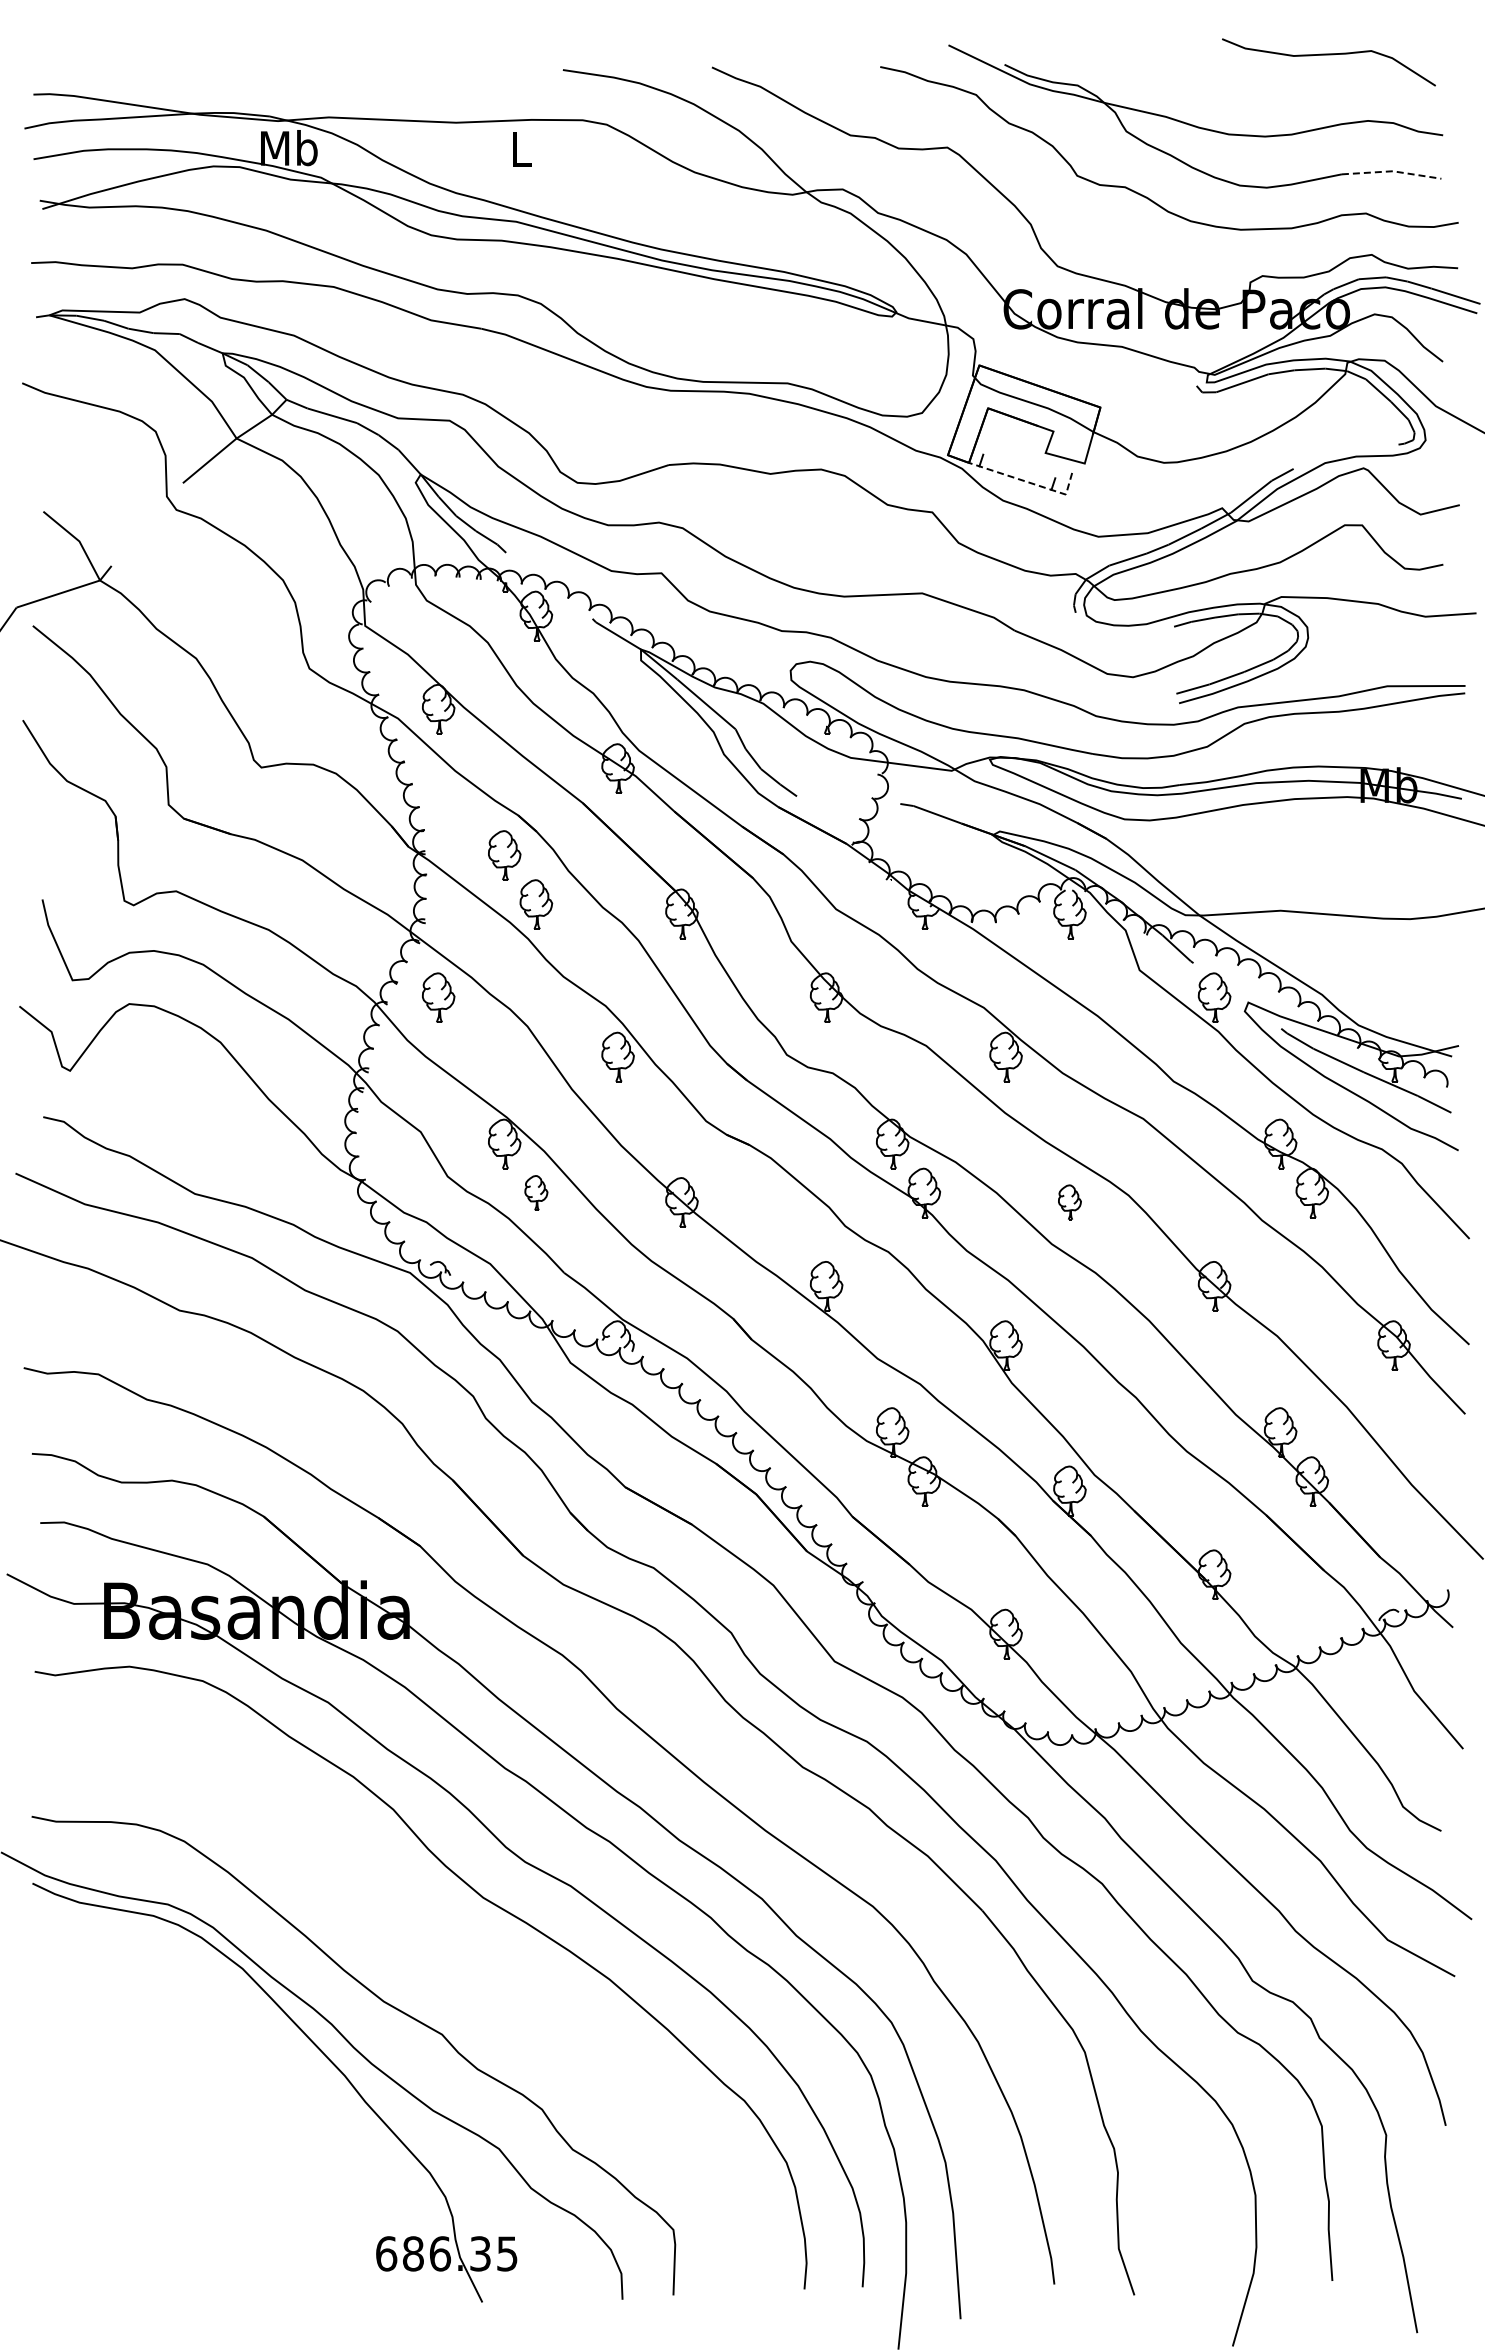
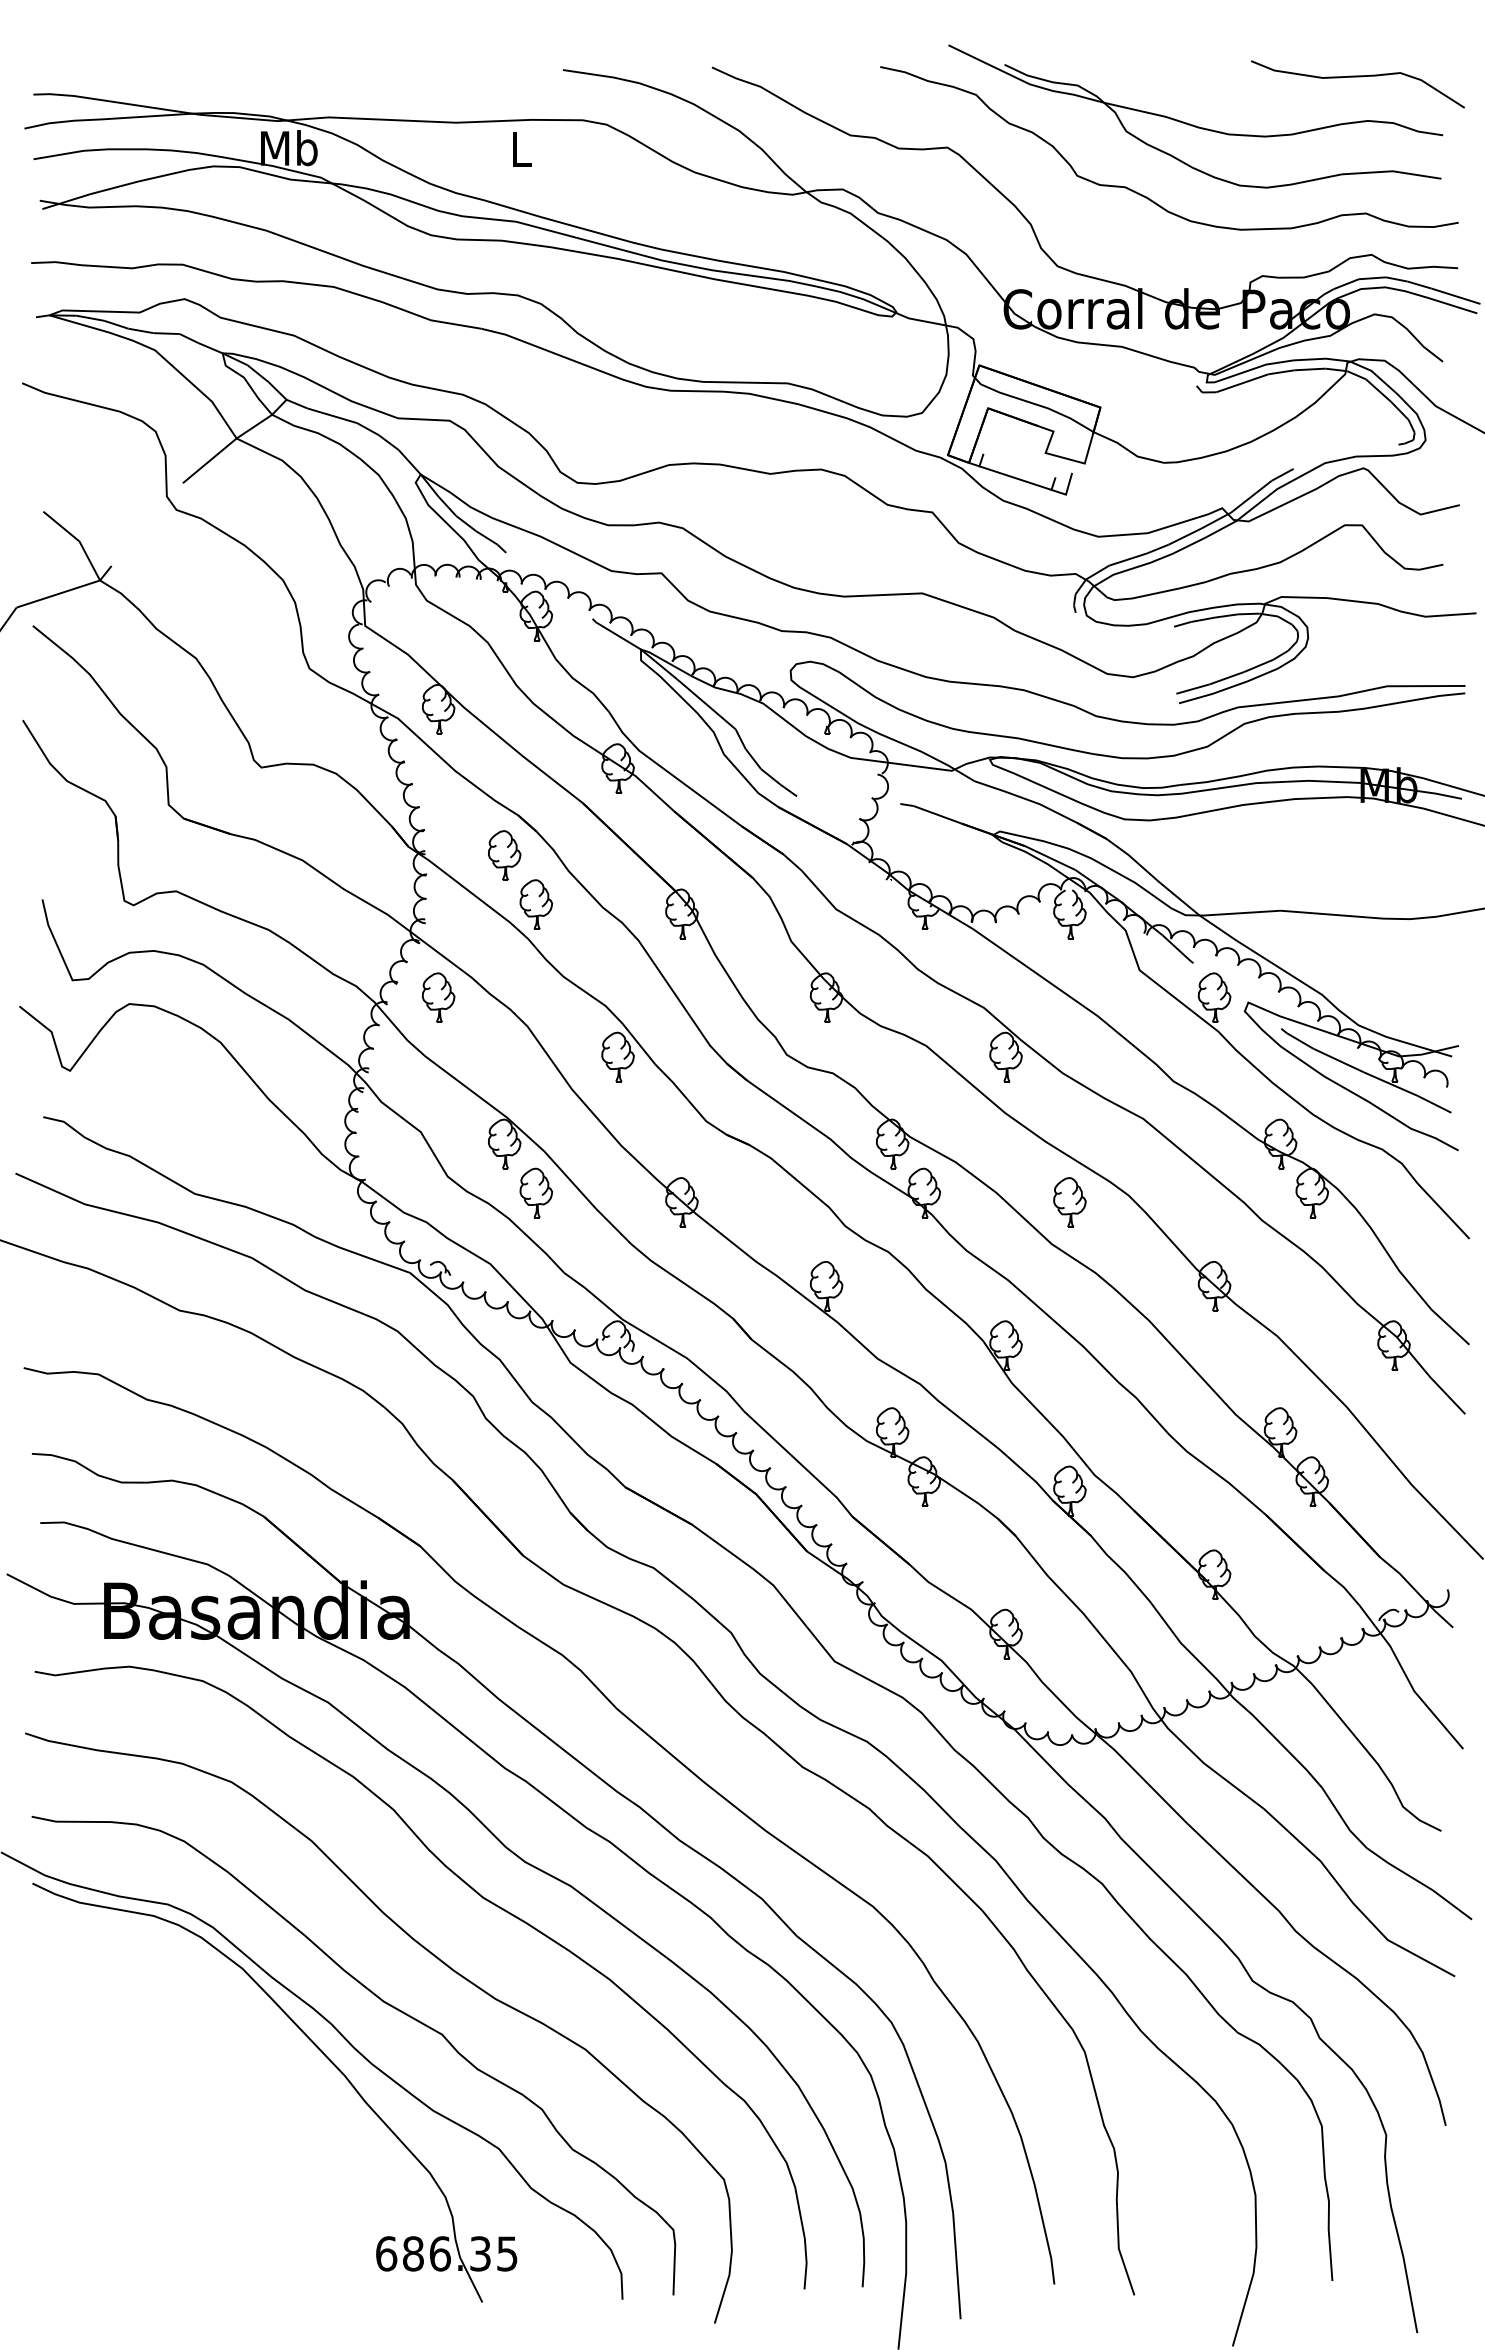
curve position: (1328, 55) -> (1357, 77) (1357, 77)
line: dashed -> solid (1392, 171)
line: dashed -> solid (1028, 482)
part size: 25x36 px -> 35x52 px (536, 1192)
part size: 24x37 px -> 34x51 px (1069, 1202)
curve: none -> present (432, 1955)
